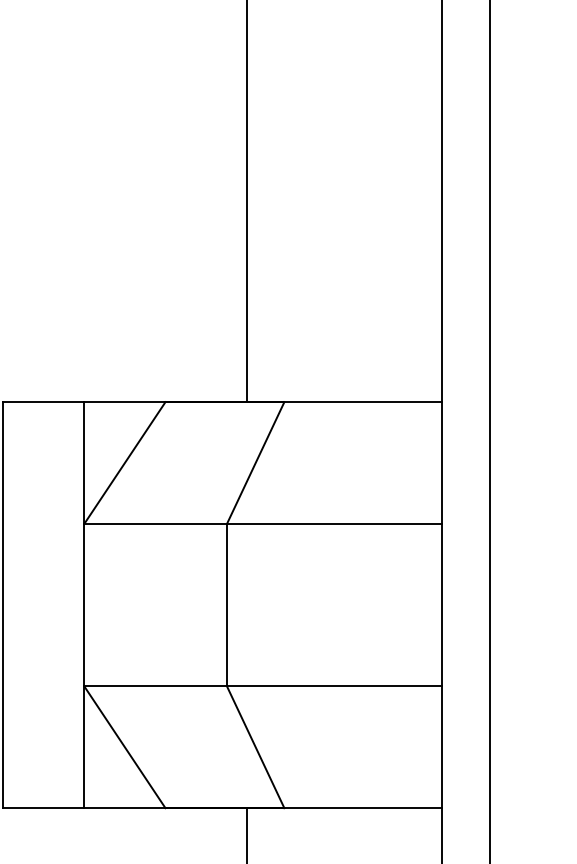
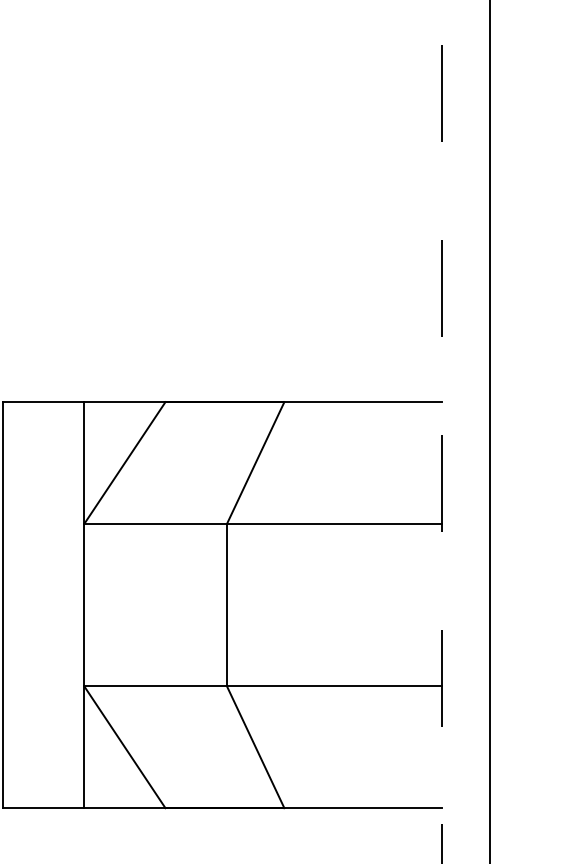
line: present -> none (246, 202)
line: solid -> dashed (441, 431)
line: present -> none (246, 834)
